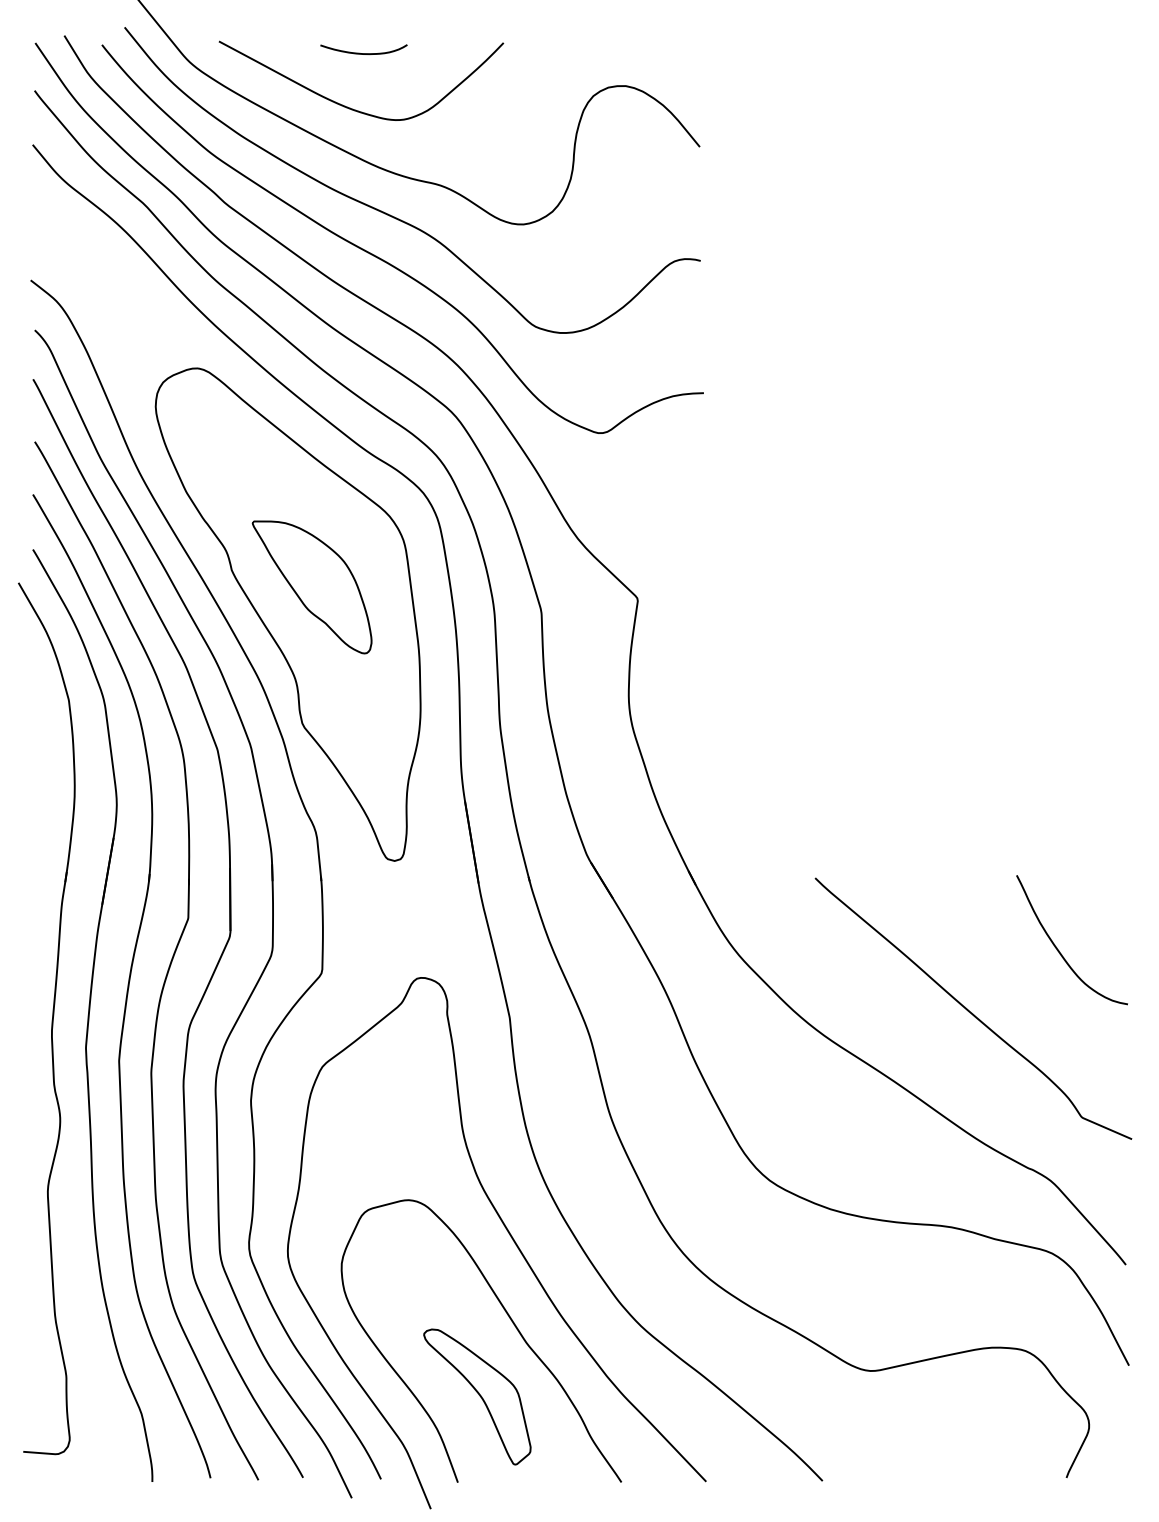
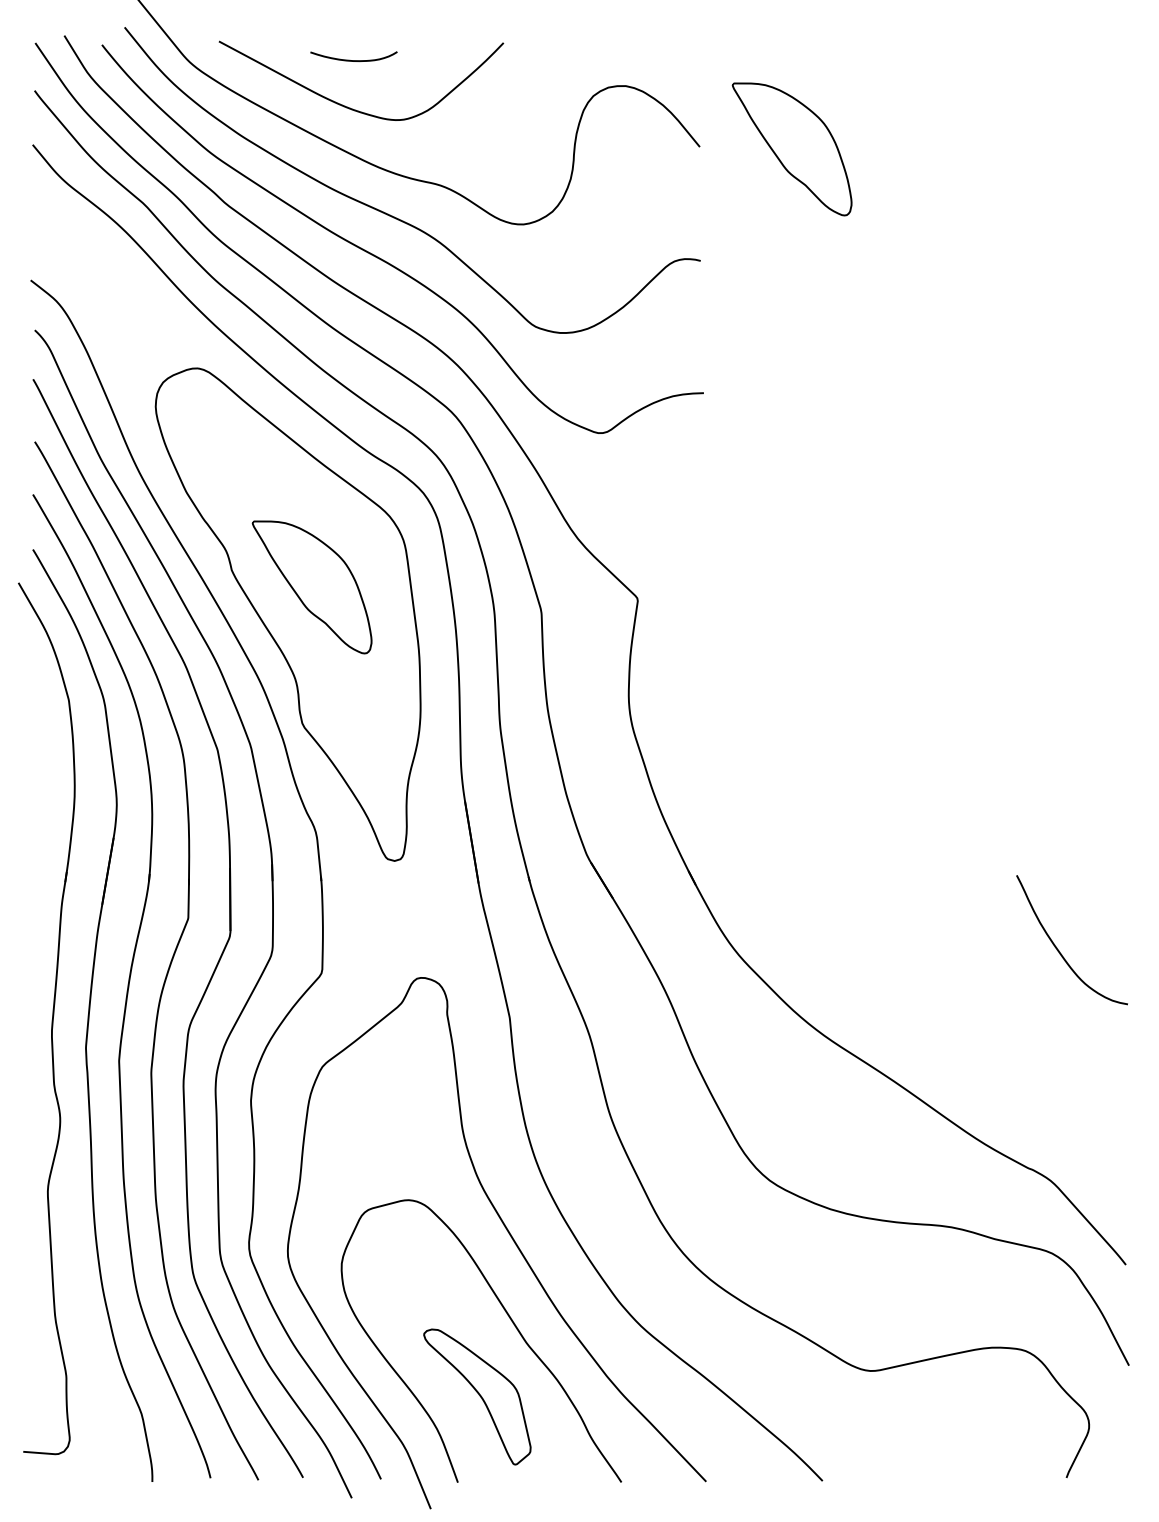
curve position: (363, 53) -> (353, 60) (353, 60)
part: none -> present (791, 149)
curve: present -> none (970, 1011)
